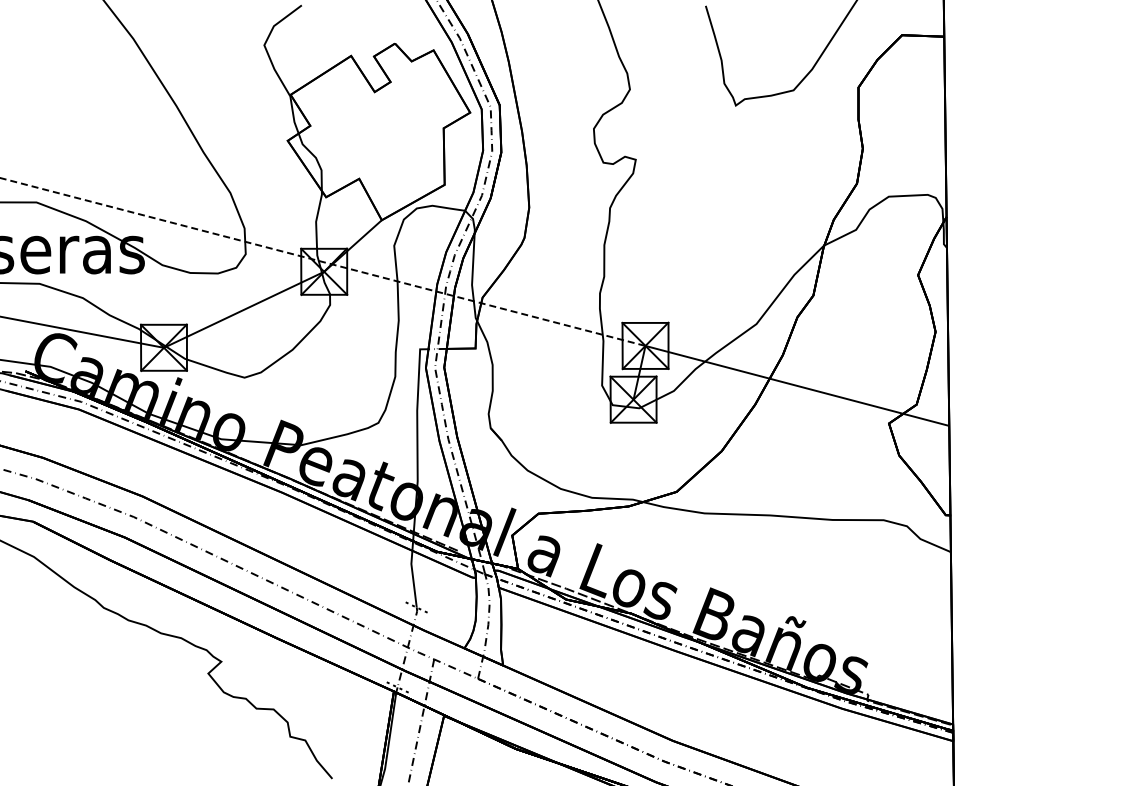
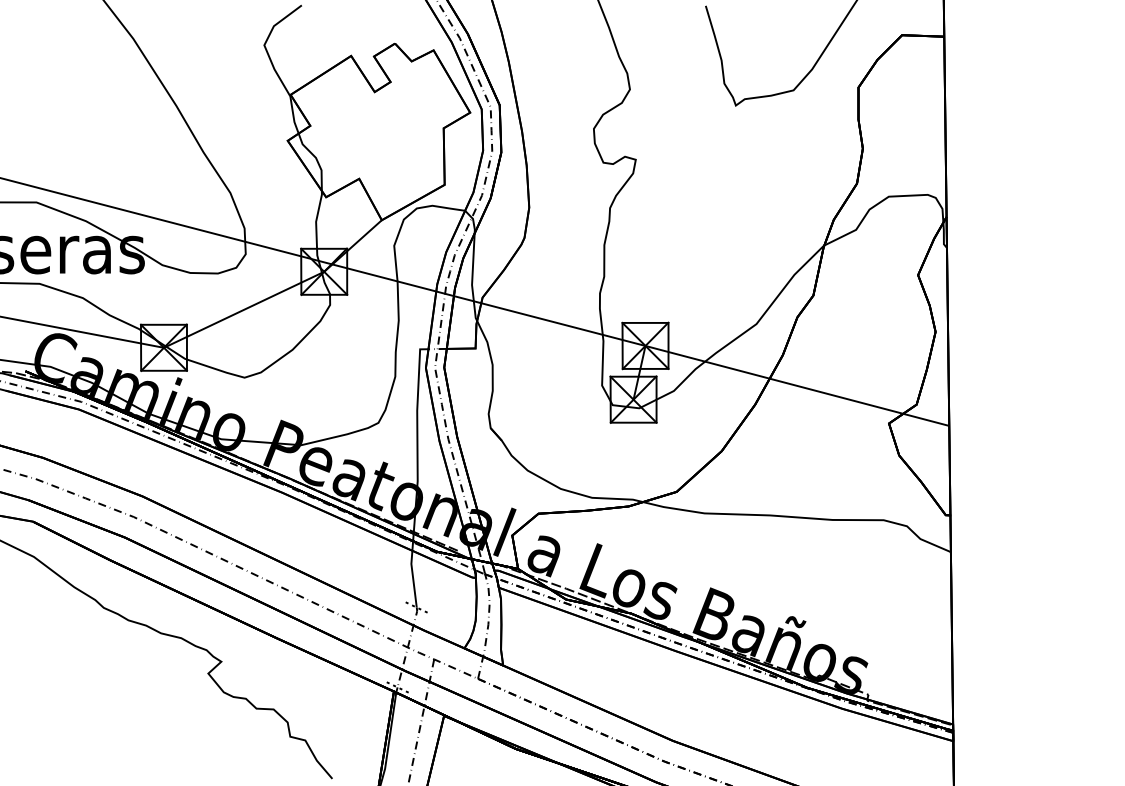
line: dashed -> solid (323, 262)
